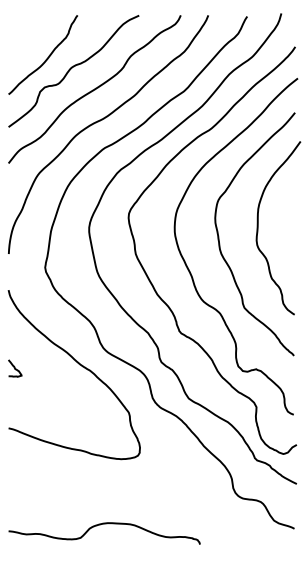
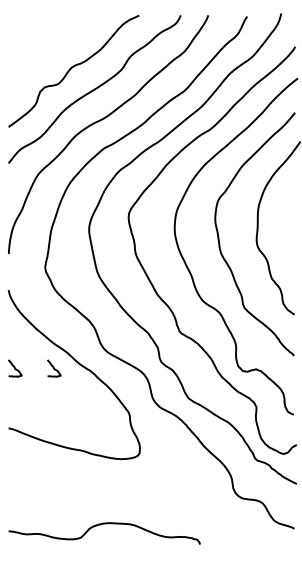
curve: present -> none (46, 58)
curve: none -> present (54, 368)
